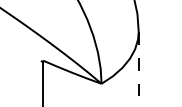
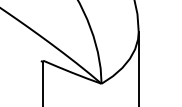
line: dashed -> solid (138, 69)
